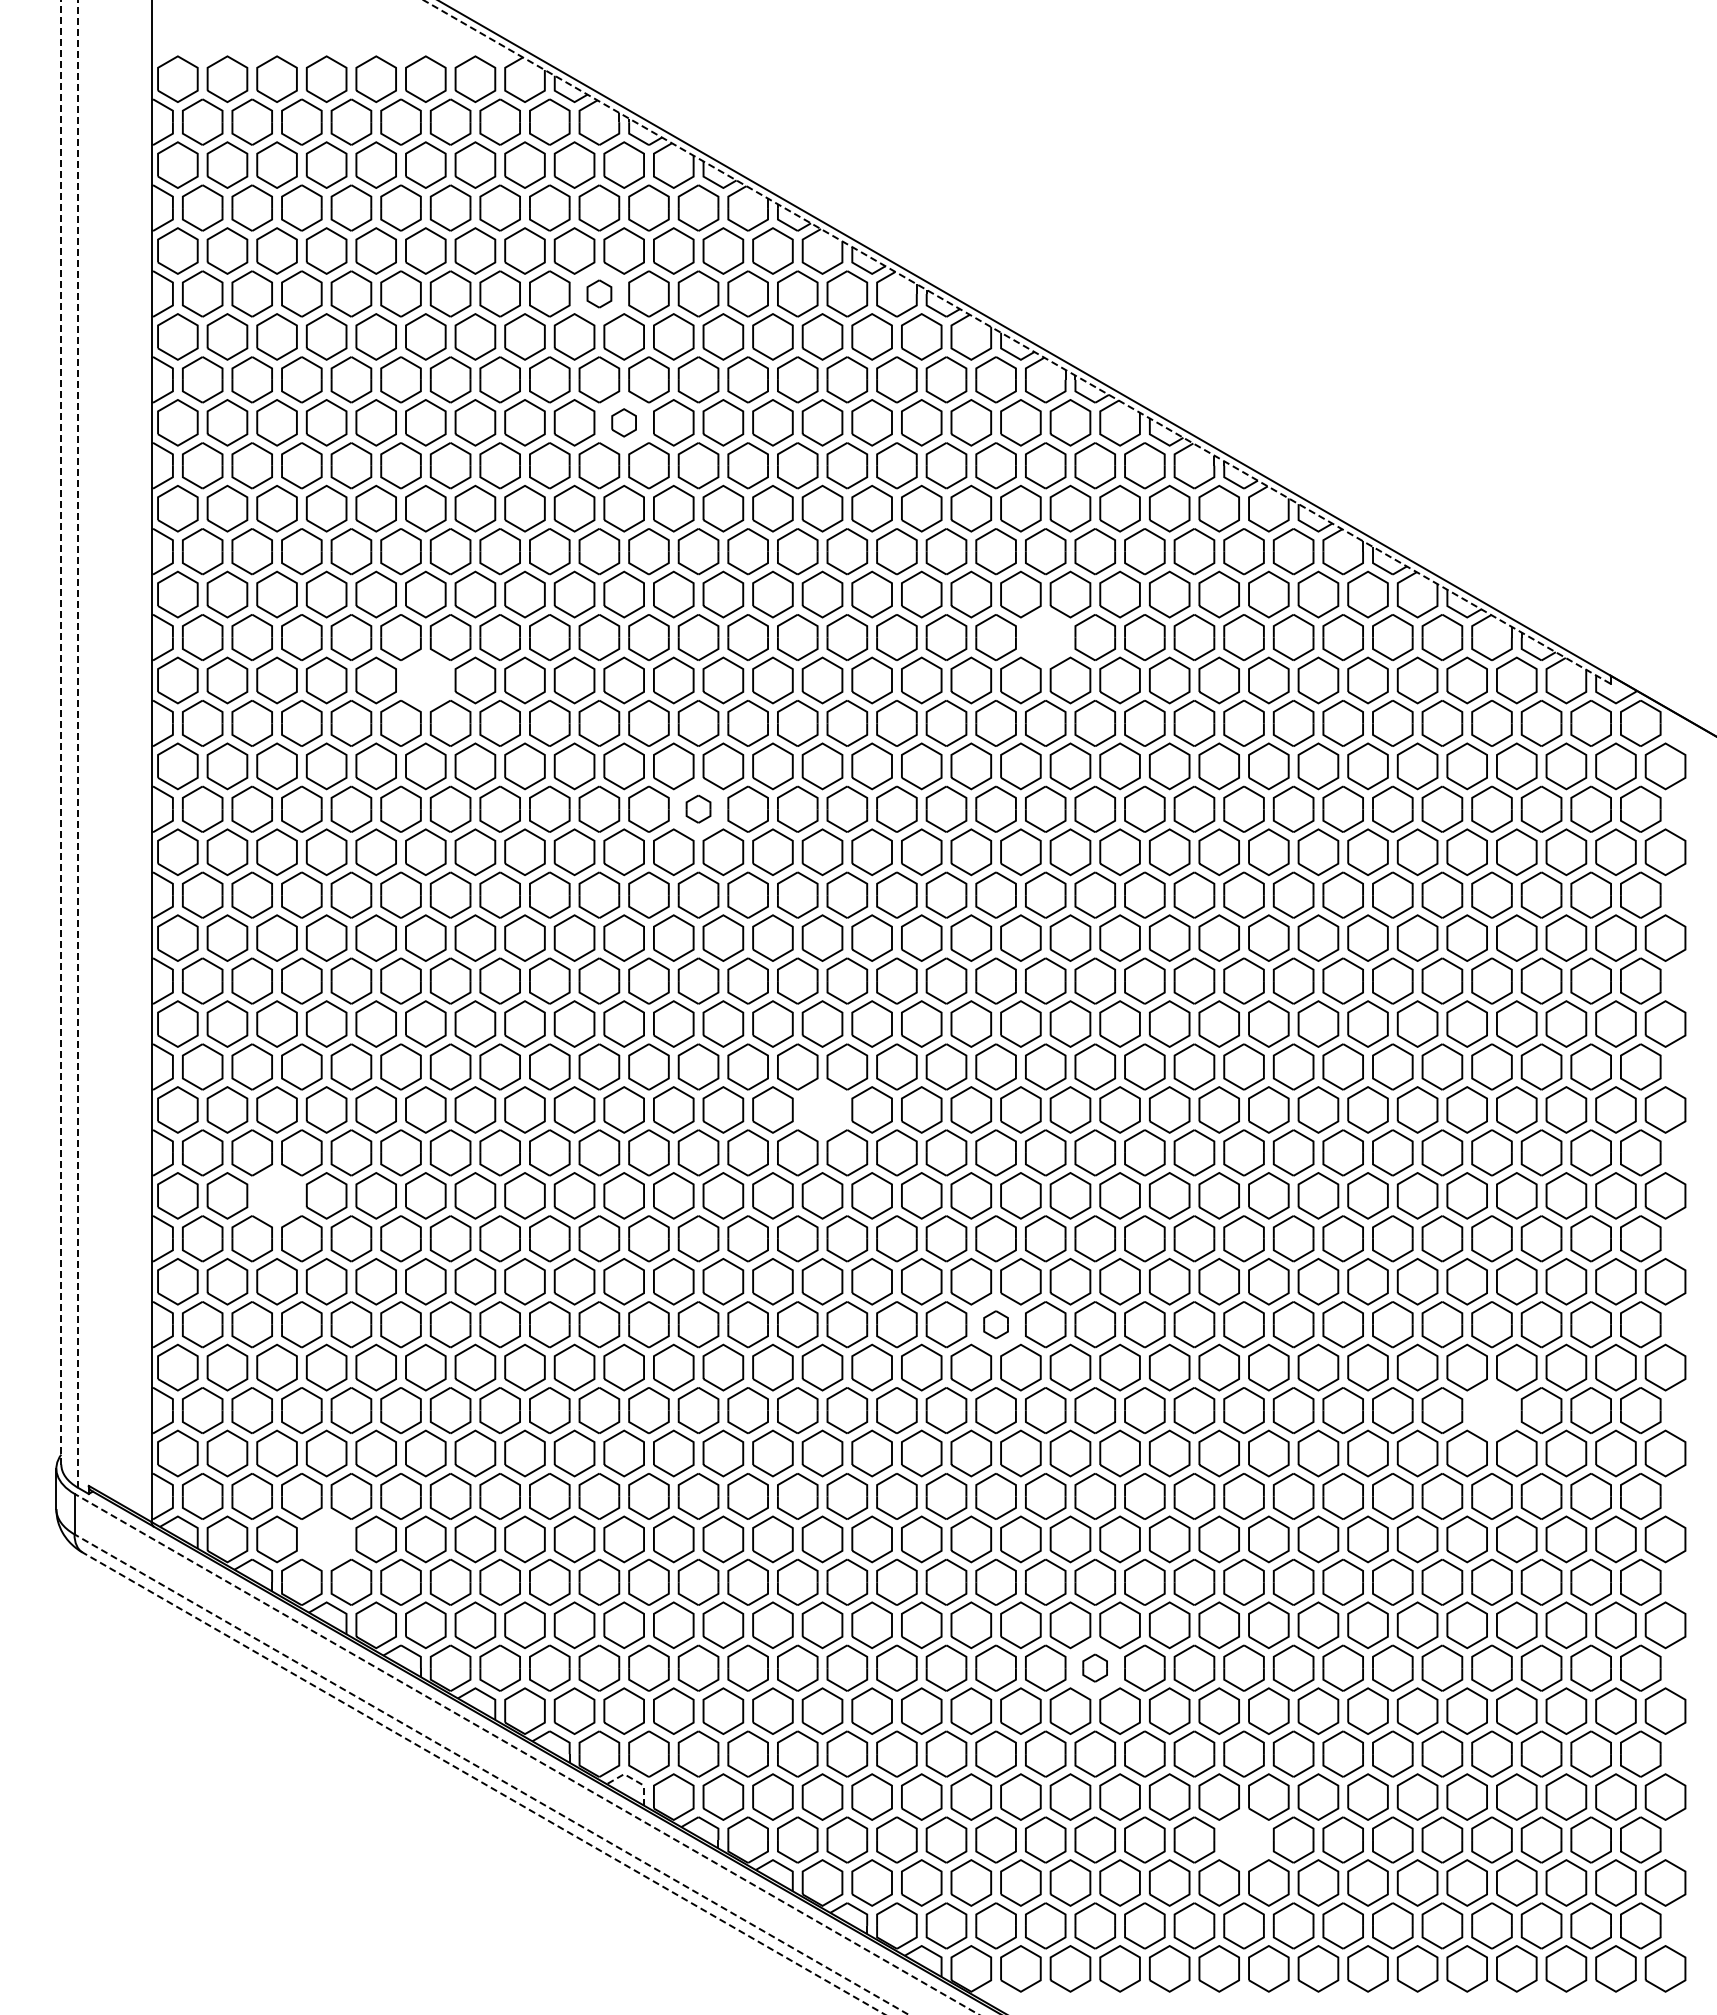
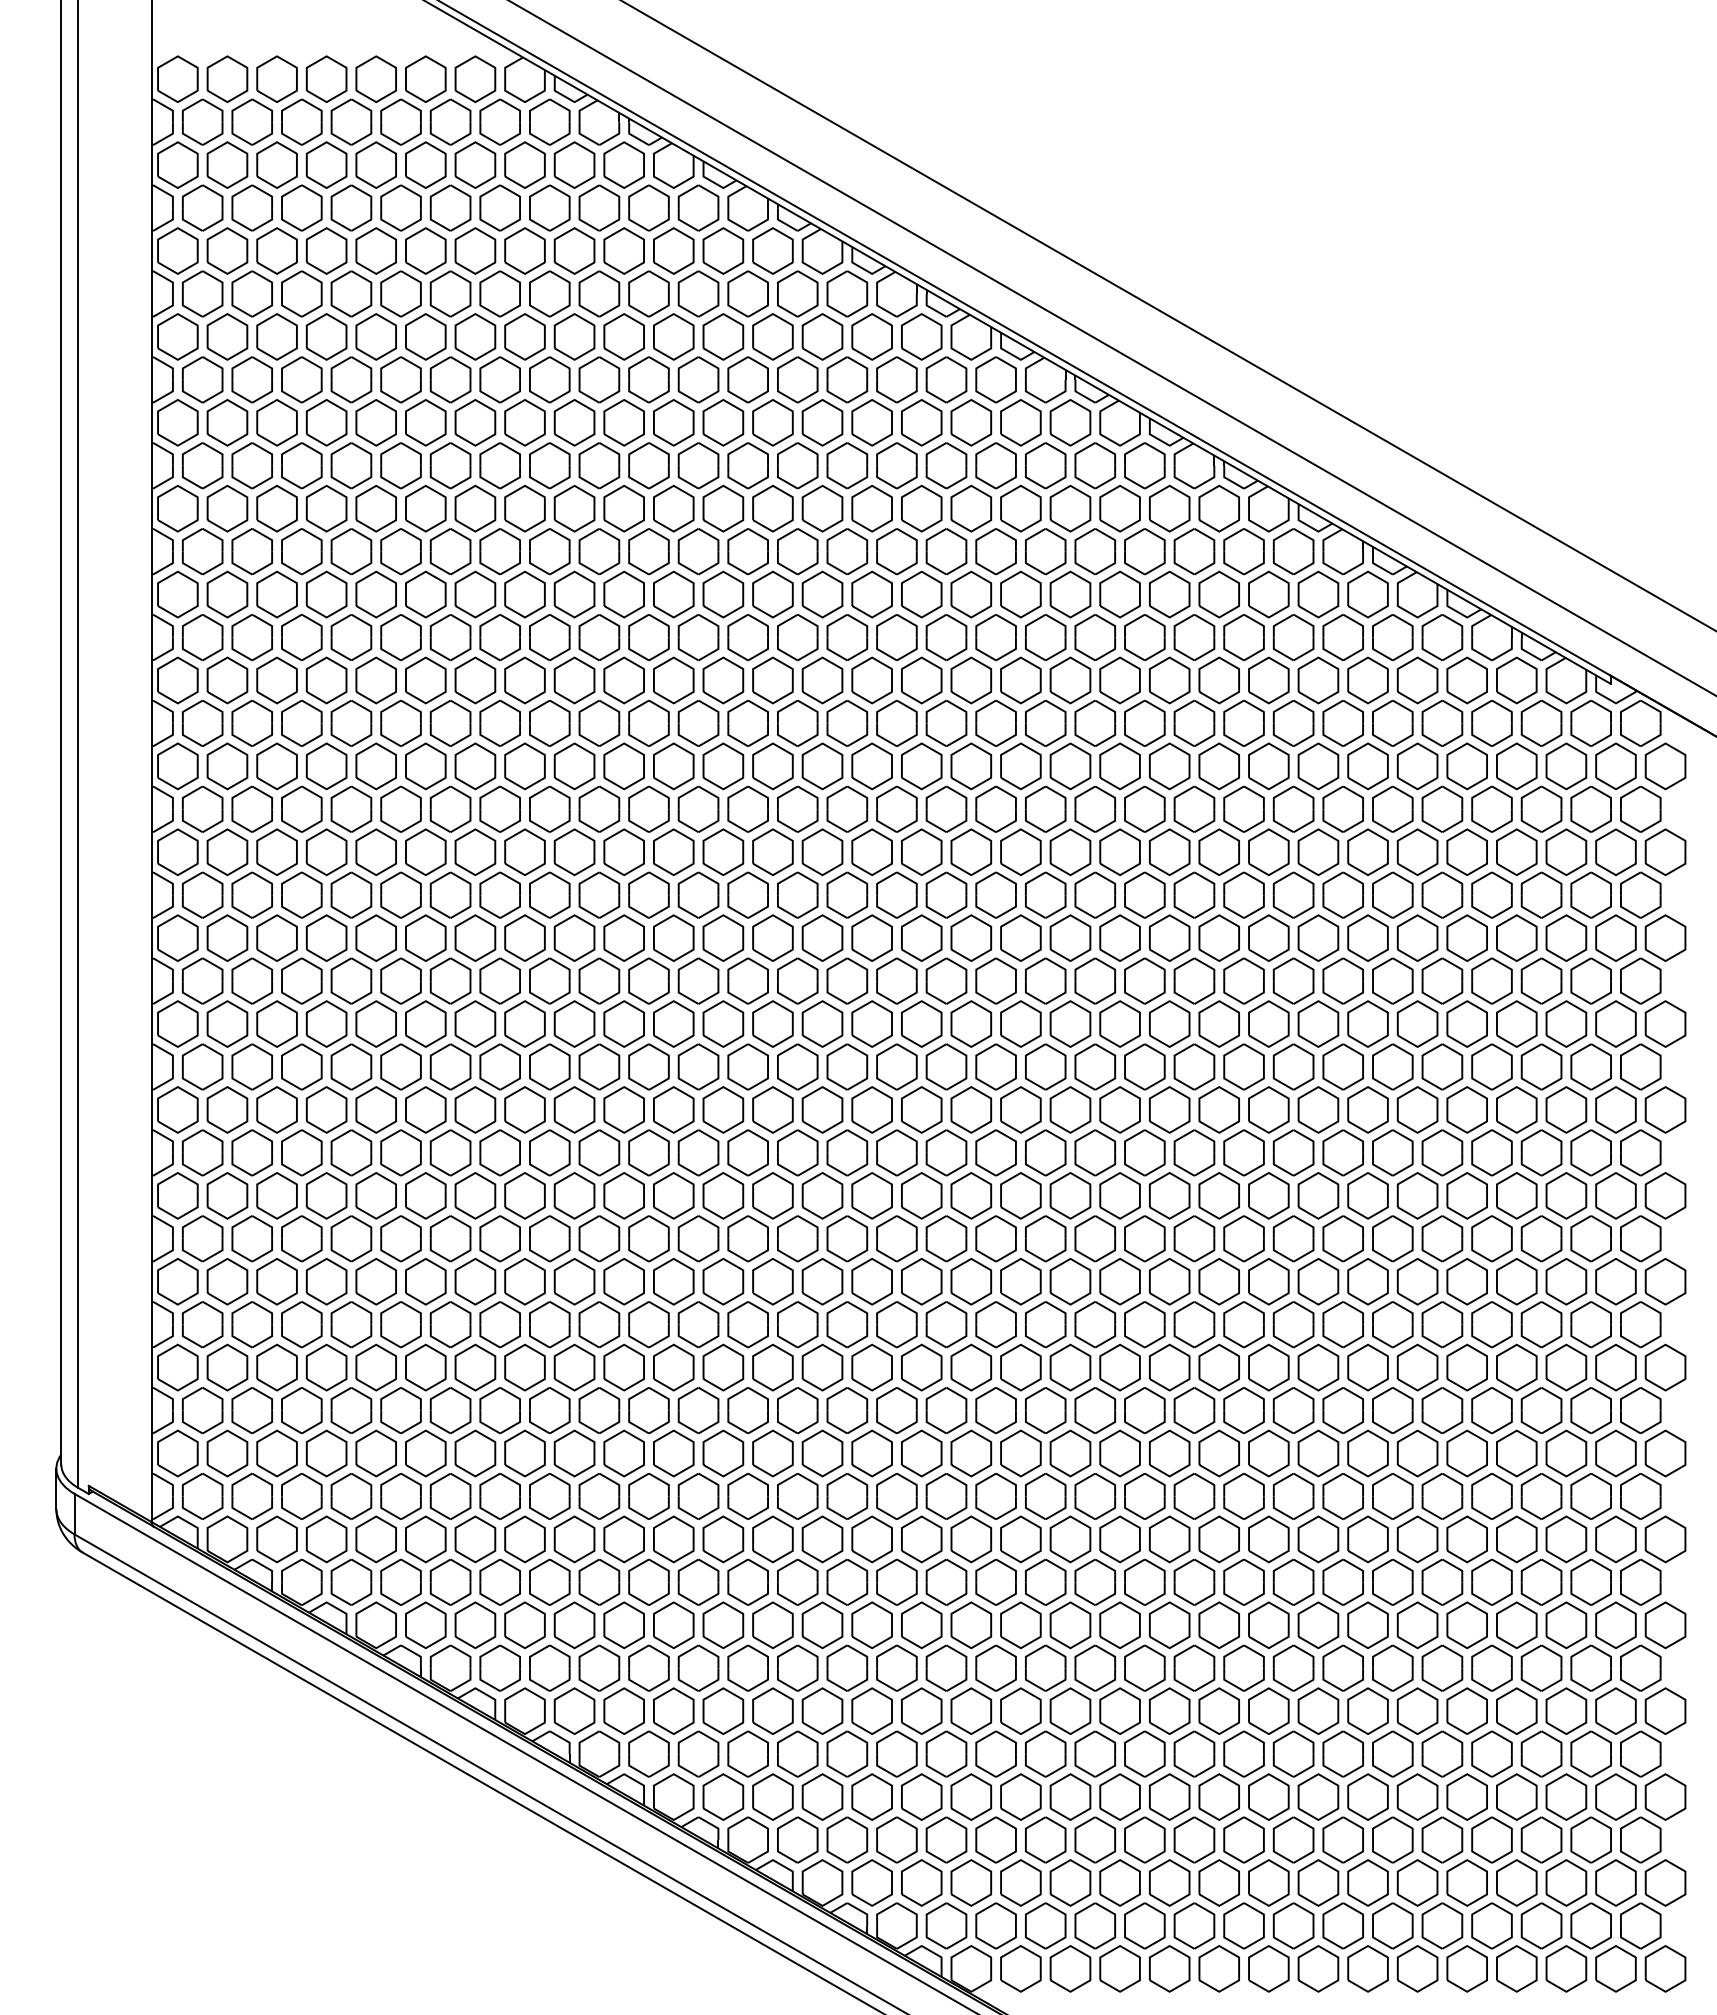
part size: 27x30 px -> 43x48 px (599, 293)
line: none -> present (1168, 315)
line: dashed -> solid (1017, 342)
line: none -> present (1112, 348)
part size: 26x30 px -> 42x48 px (623, 422)
part: none -> present (1045, 637)
part: none -> present (425, 680)
line: dashed -> solid (61, 732)
line: dashed -> solid (78, 743)
part size: 27x30 px -> 43x48 px (698, 808)
part: none -> present (822, 1109)
part: none -> present (276, 1195)
part size: 26x30 px -> 42x48 px (995, 1324)
part: none -> present (1491, 1410)
part: none -> present (326, 1539)
part size: 26x30 px -> 42x48 px (1094, 1667)
line: dashed -> solid (526, 1754)
line: dashed -> solid (491, 1774)
line: dashed -> solid (633, 1779)
line: dashed -> solid (483, 1783)
part: none -> present (1243, 1839)
